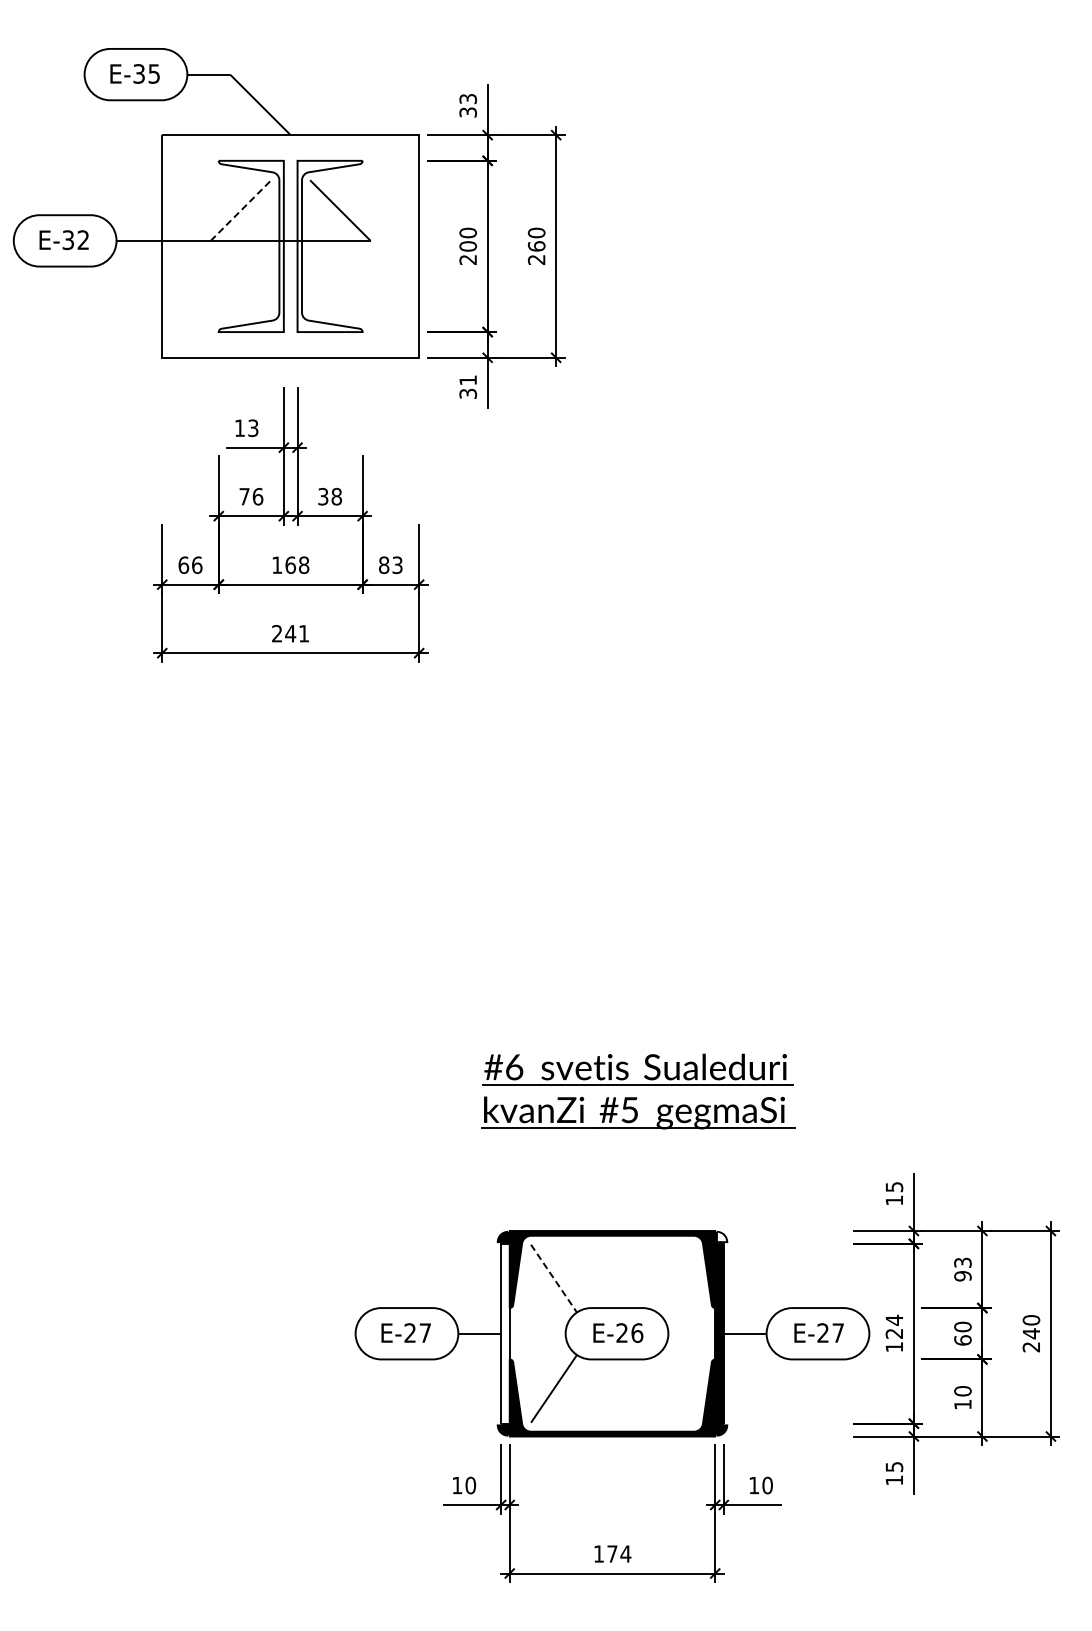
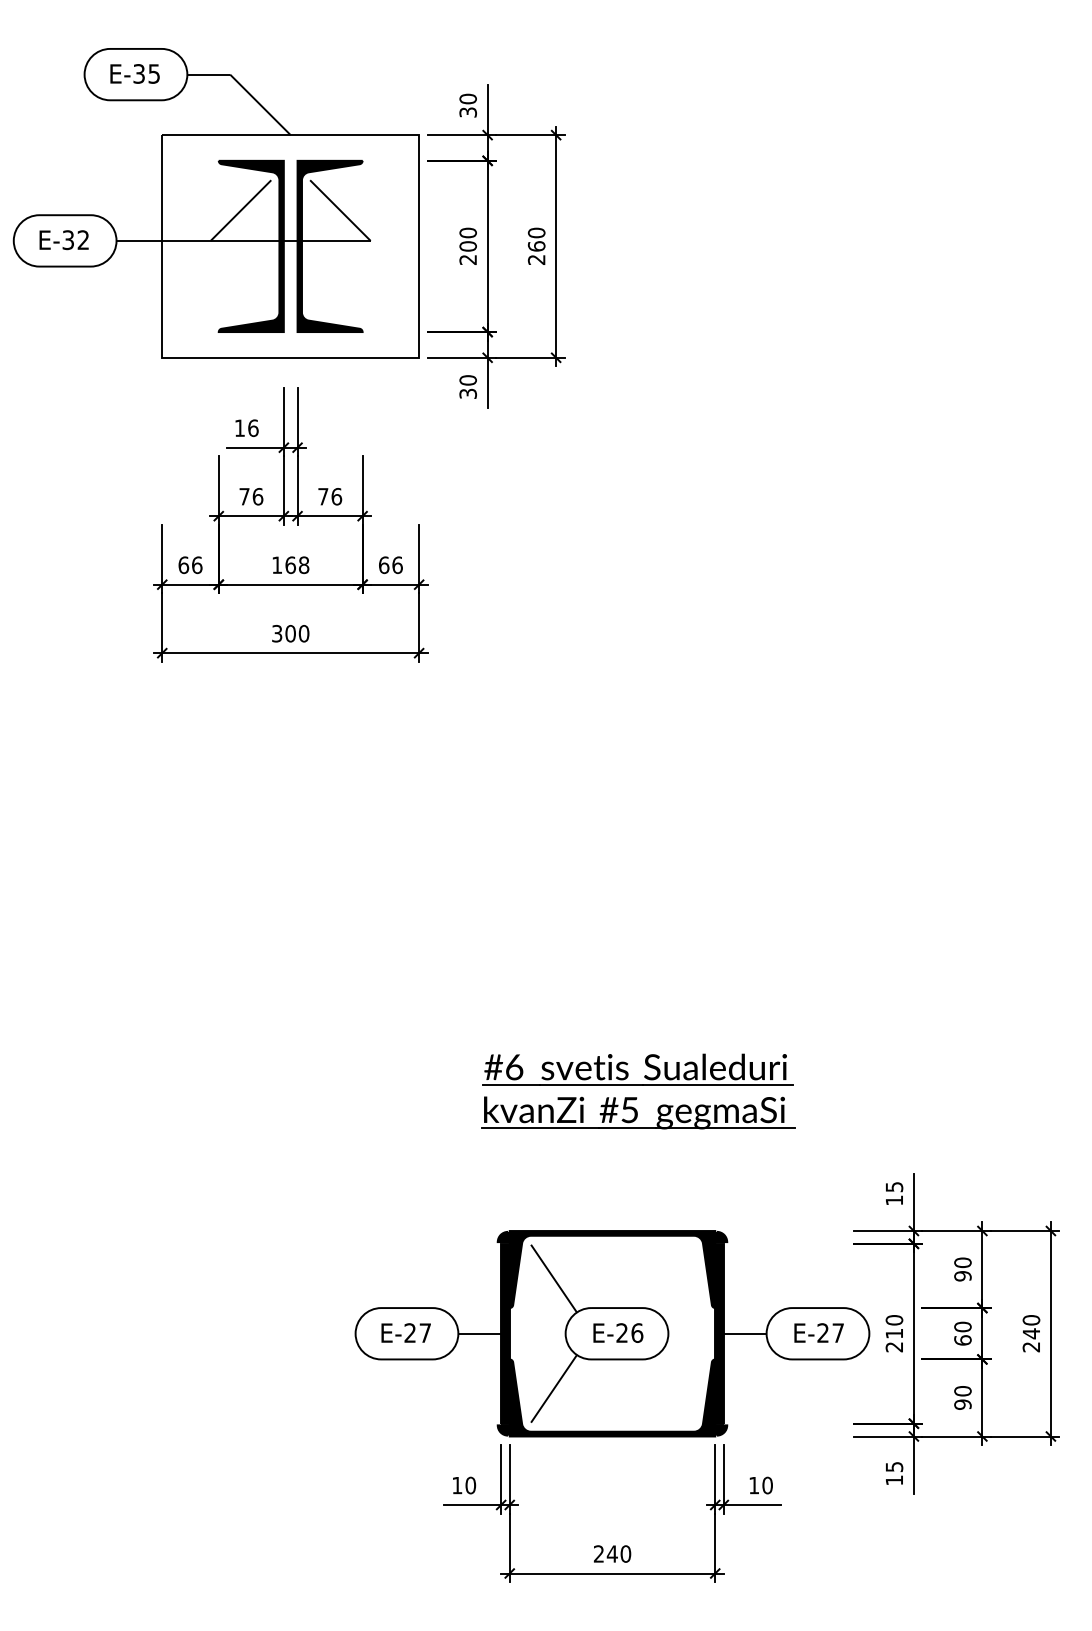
text: 33 -> 30 (467, 98)
line: dashed -> solid (241, 210)
fill: none -> present (250, 246)
fill: none -> present (329, 246)
text: 31 -> 30 (467, 380)
text: 13 -> 16 (253, 428)
text: 38 -> 76 (330, 496)
text: 83 -> 66 (390, 565)
text: 241 -> 300 (290, 633)
fill: none -> present (721, 1236)
text: 93 -> 90 (962, 1262)
line: dashed -> solid (554, 1278)
fill: none -> present (505, 1333)
text: 124 -> 210 (894, 1333)
text: 10 -> 90 (962, 1404)
text: 174 -> 240 (612, 1553)
